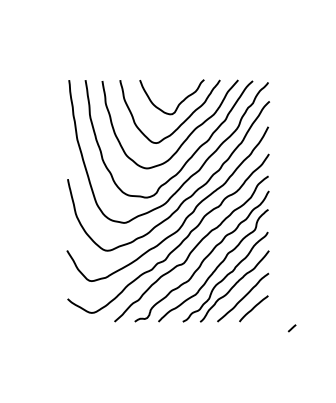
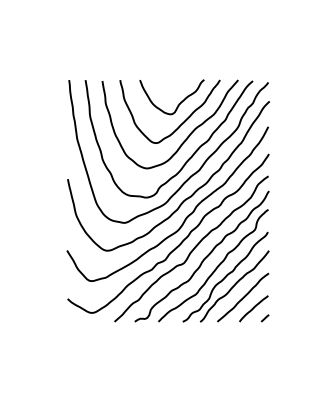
curve position: (291, 328) -> (264, 318) (264, 318)
